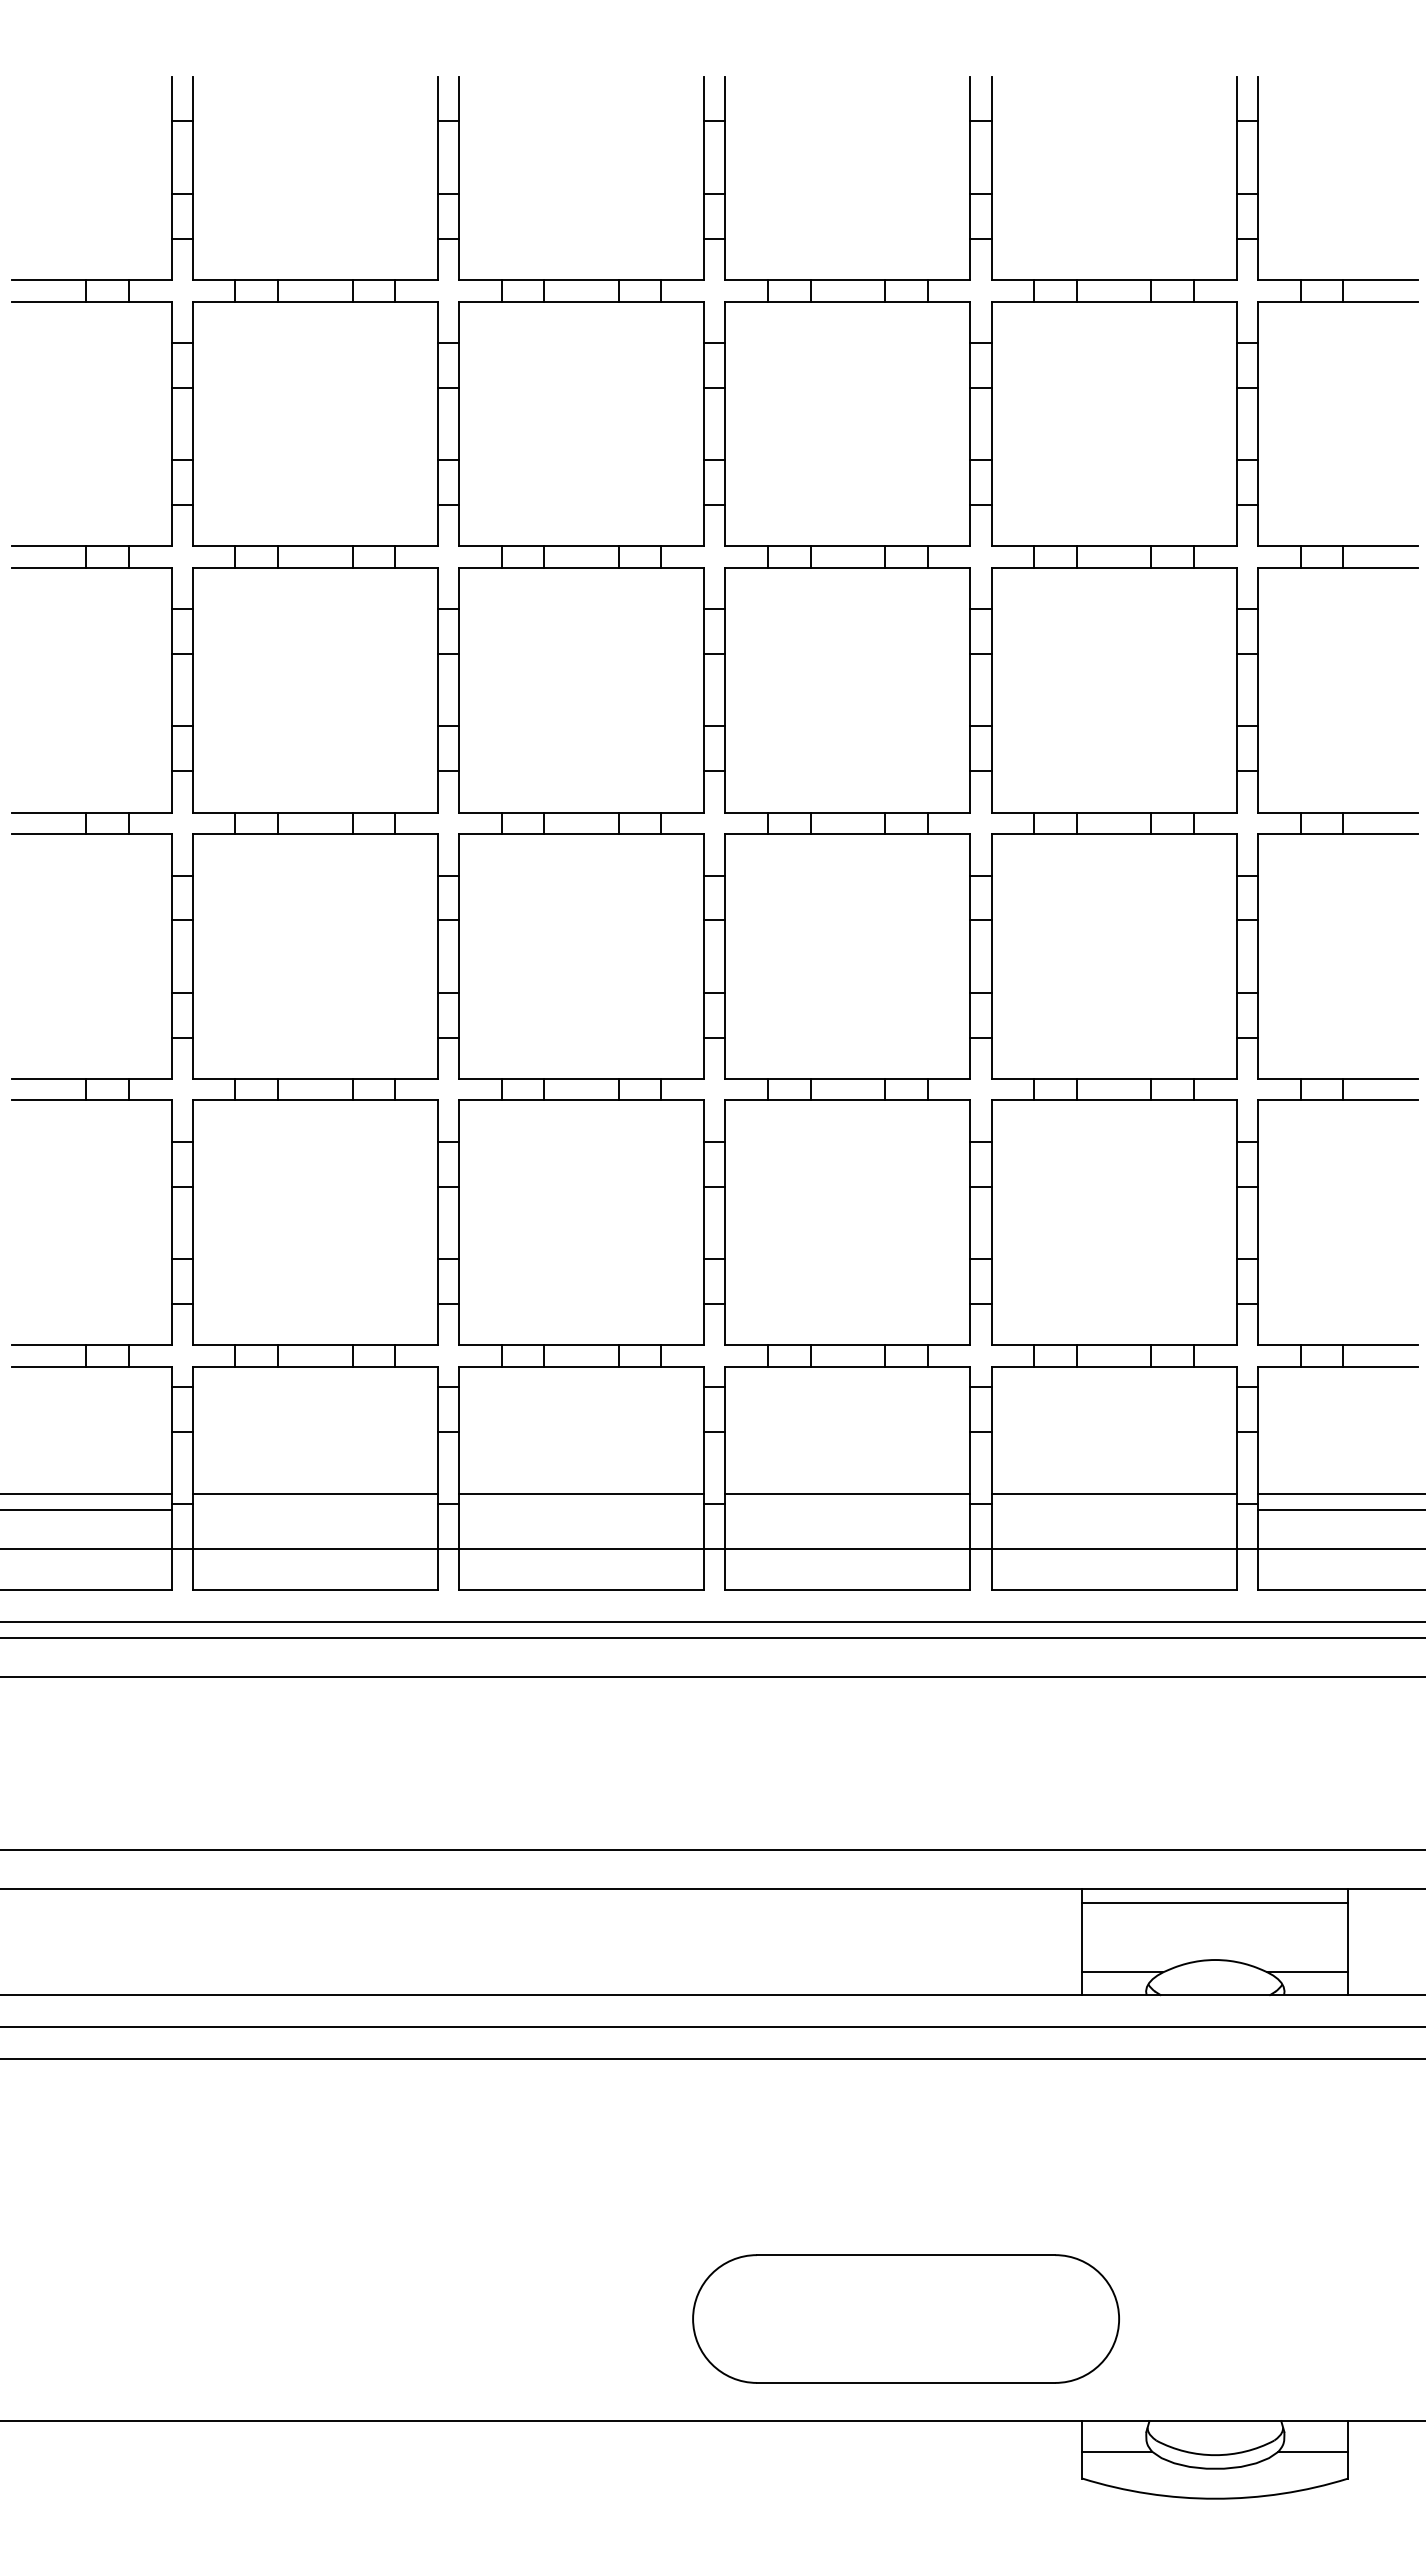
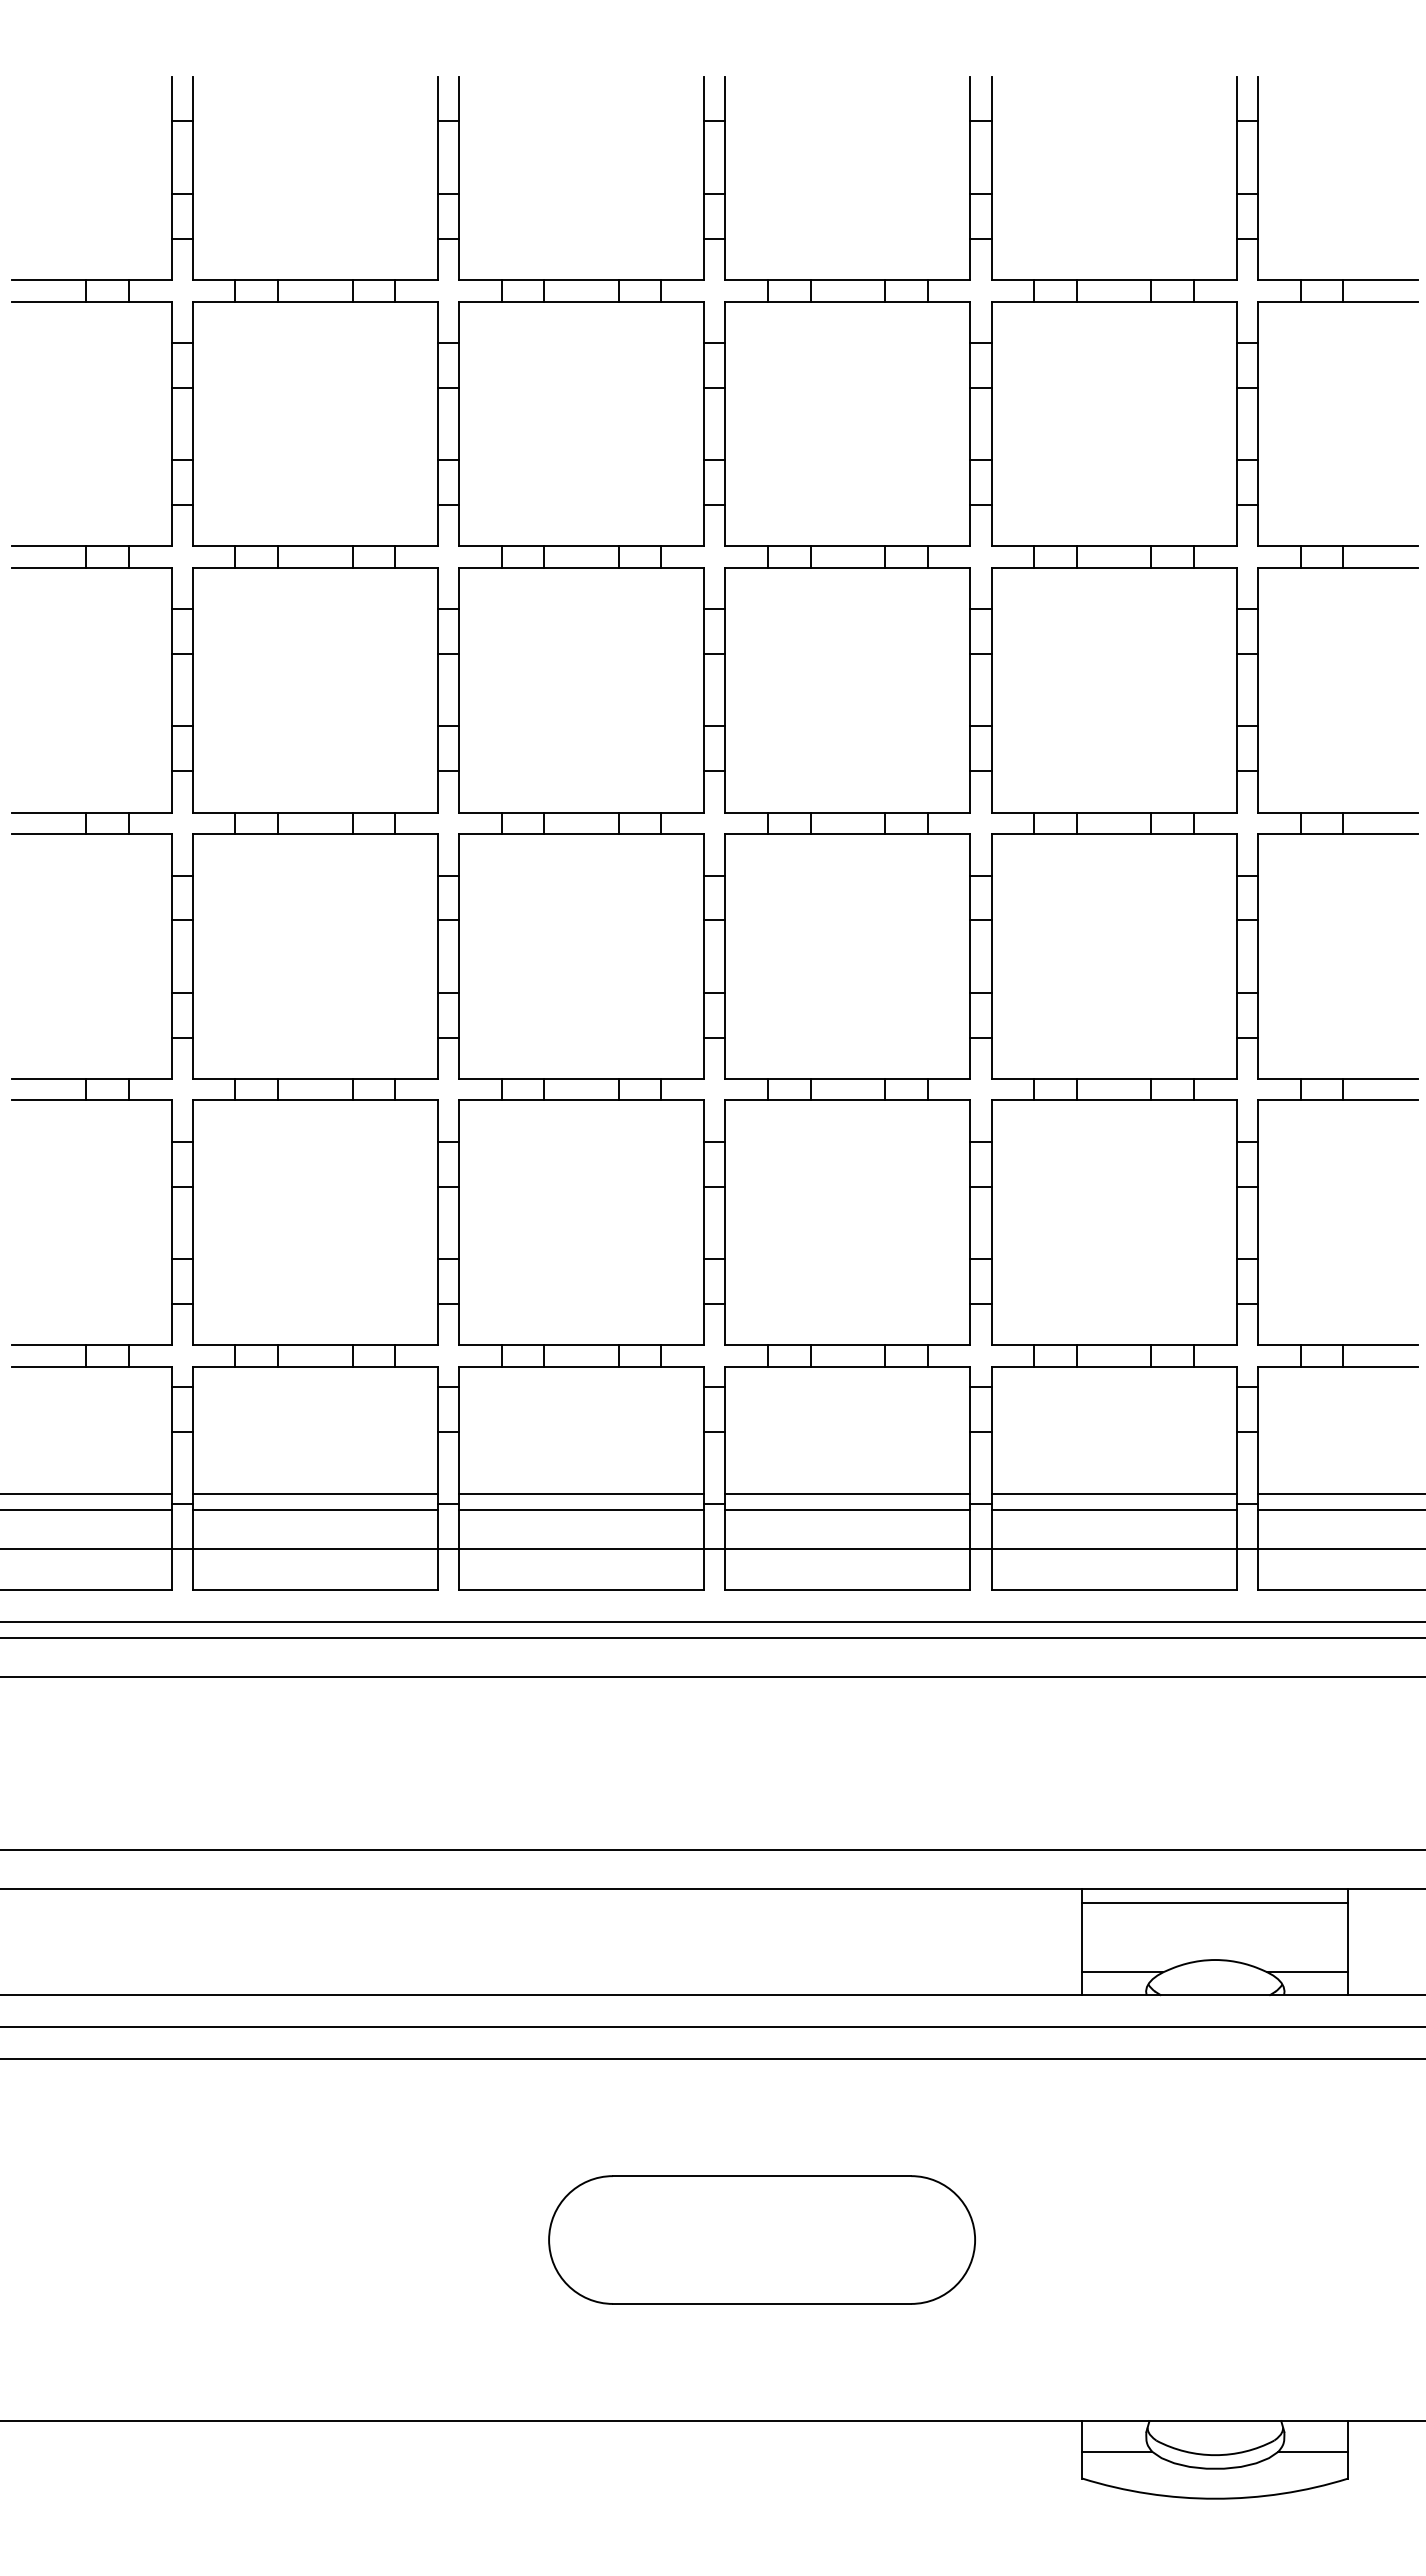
line: none -> present (314, 1510)
line: none -> present (581, 1510)
line: none -> present (847, 1510)
line: none -> present (1113, 1510)
part position: (905, 2318) -> (761, 2239) (761, 2239)
